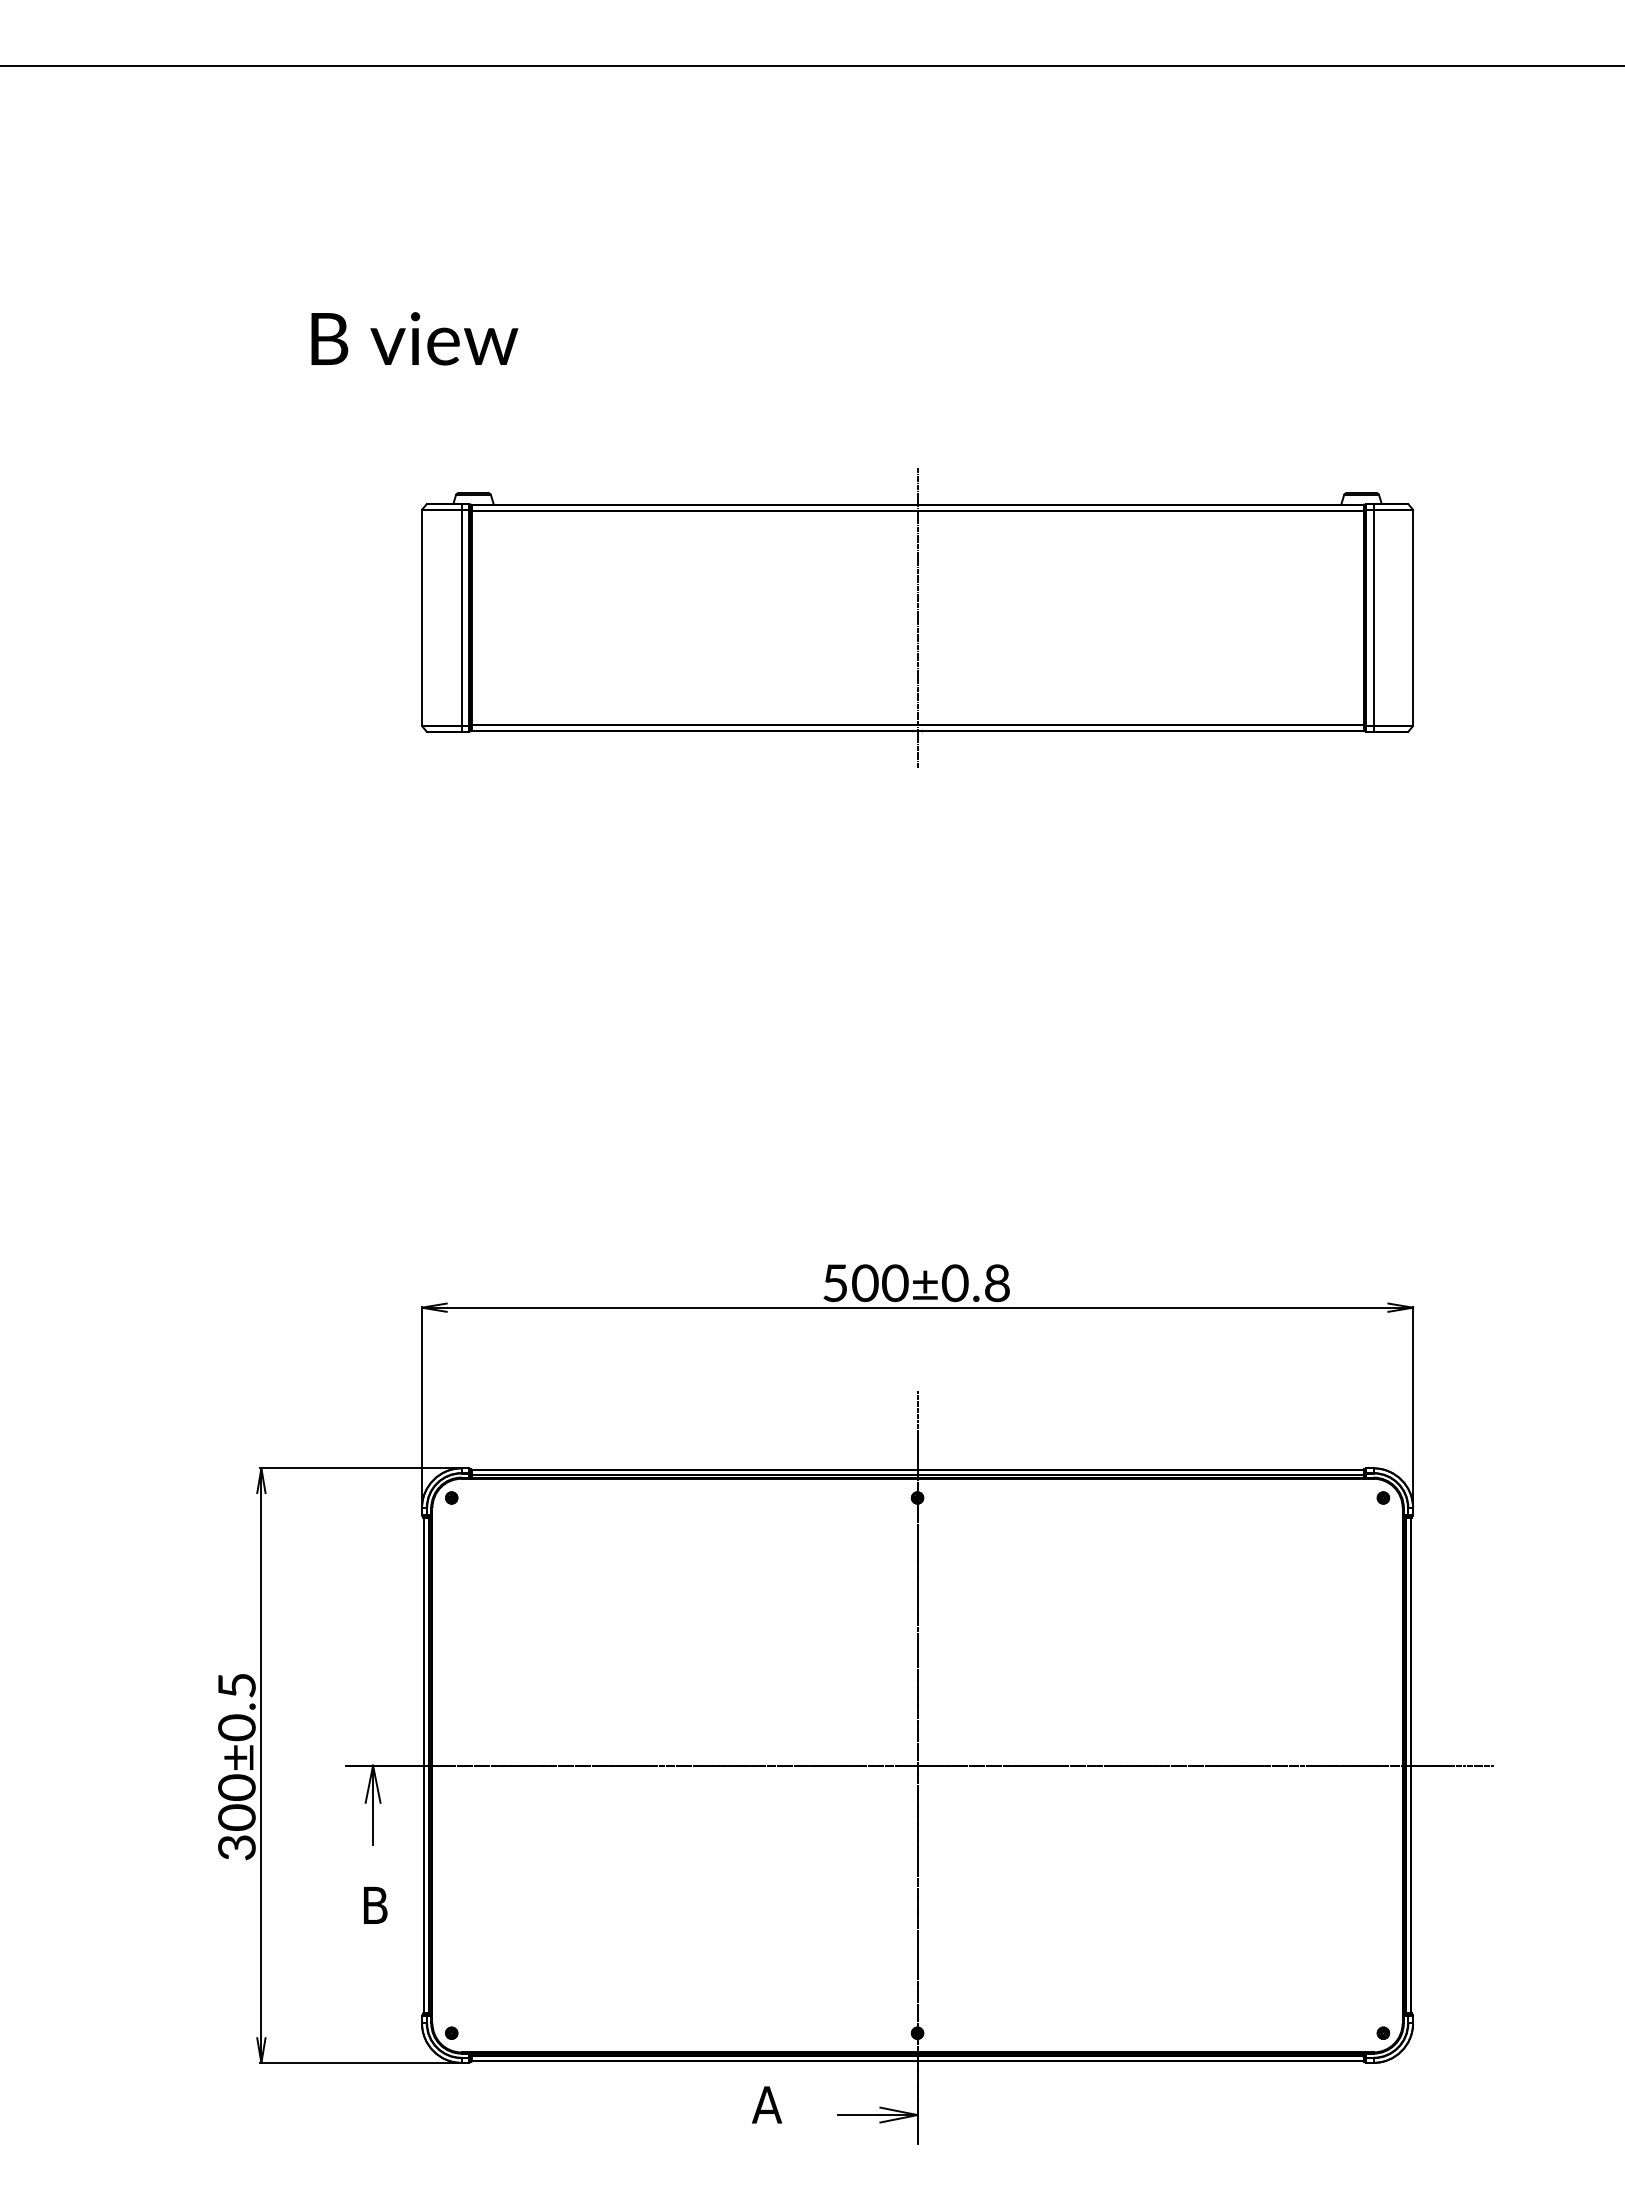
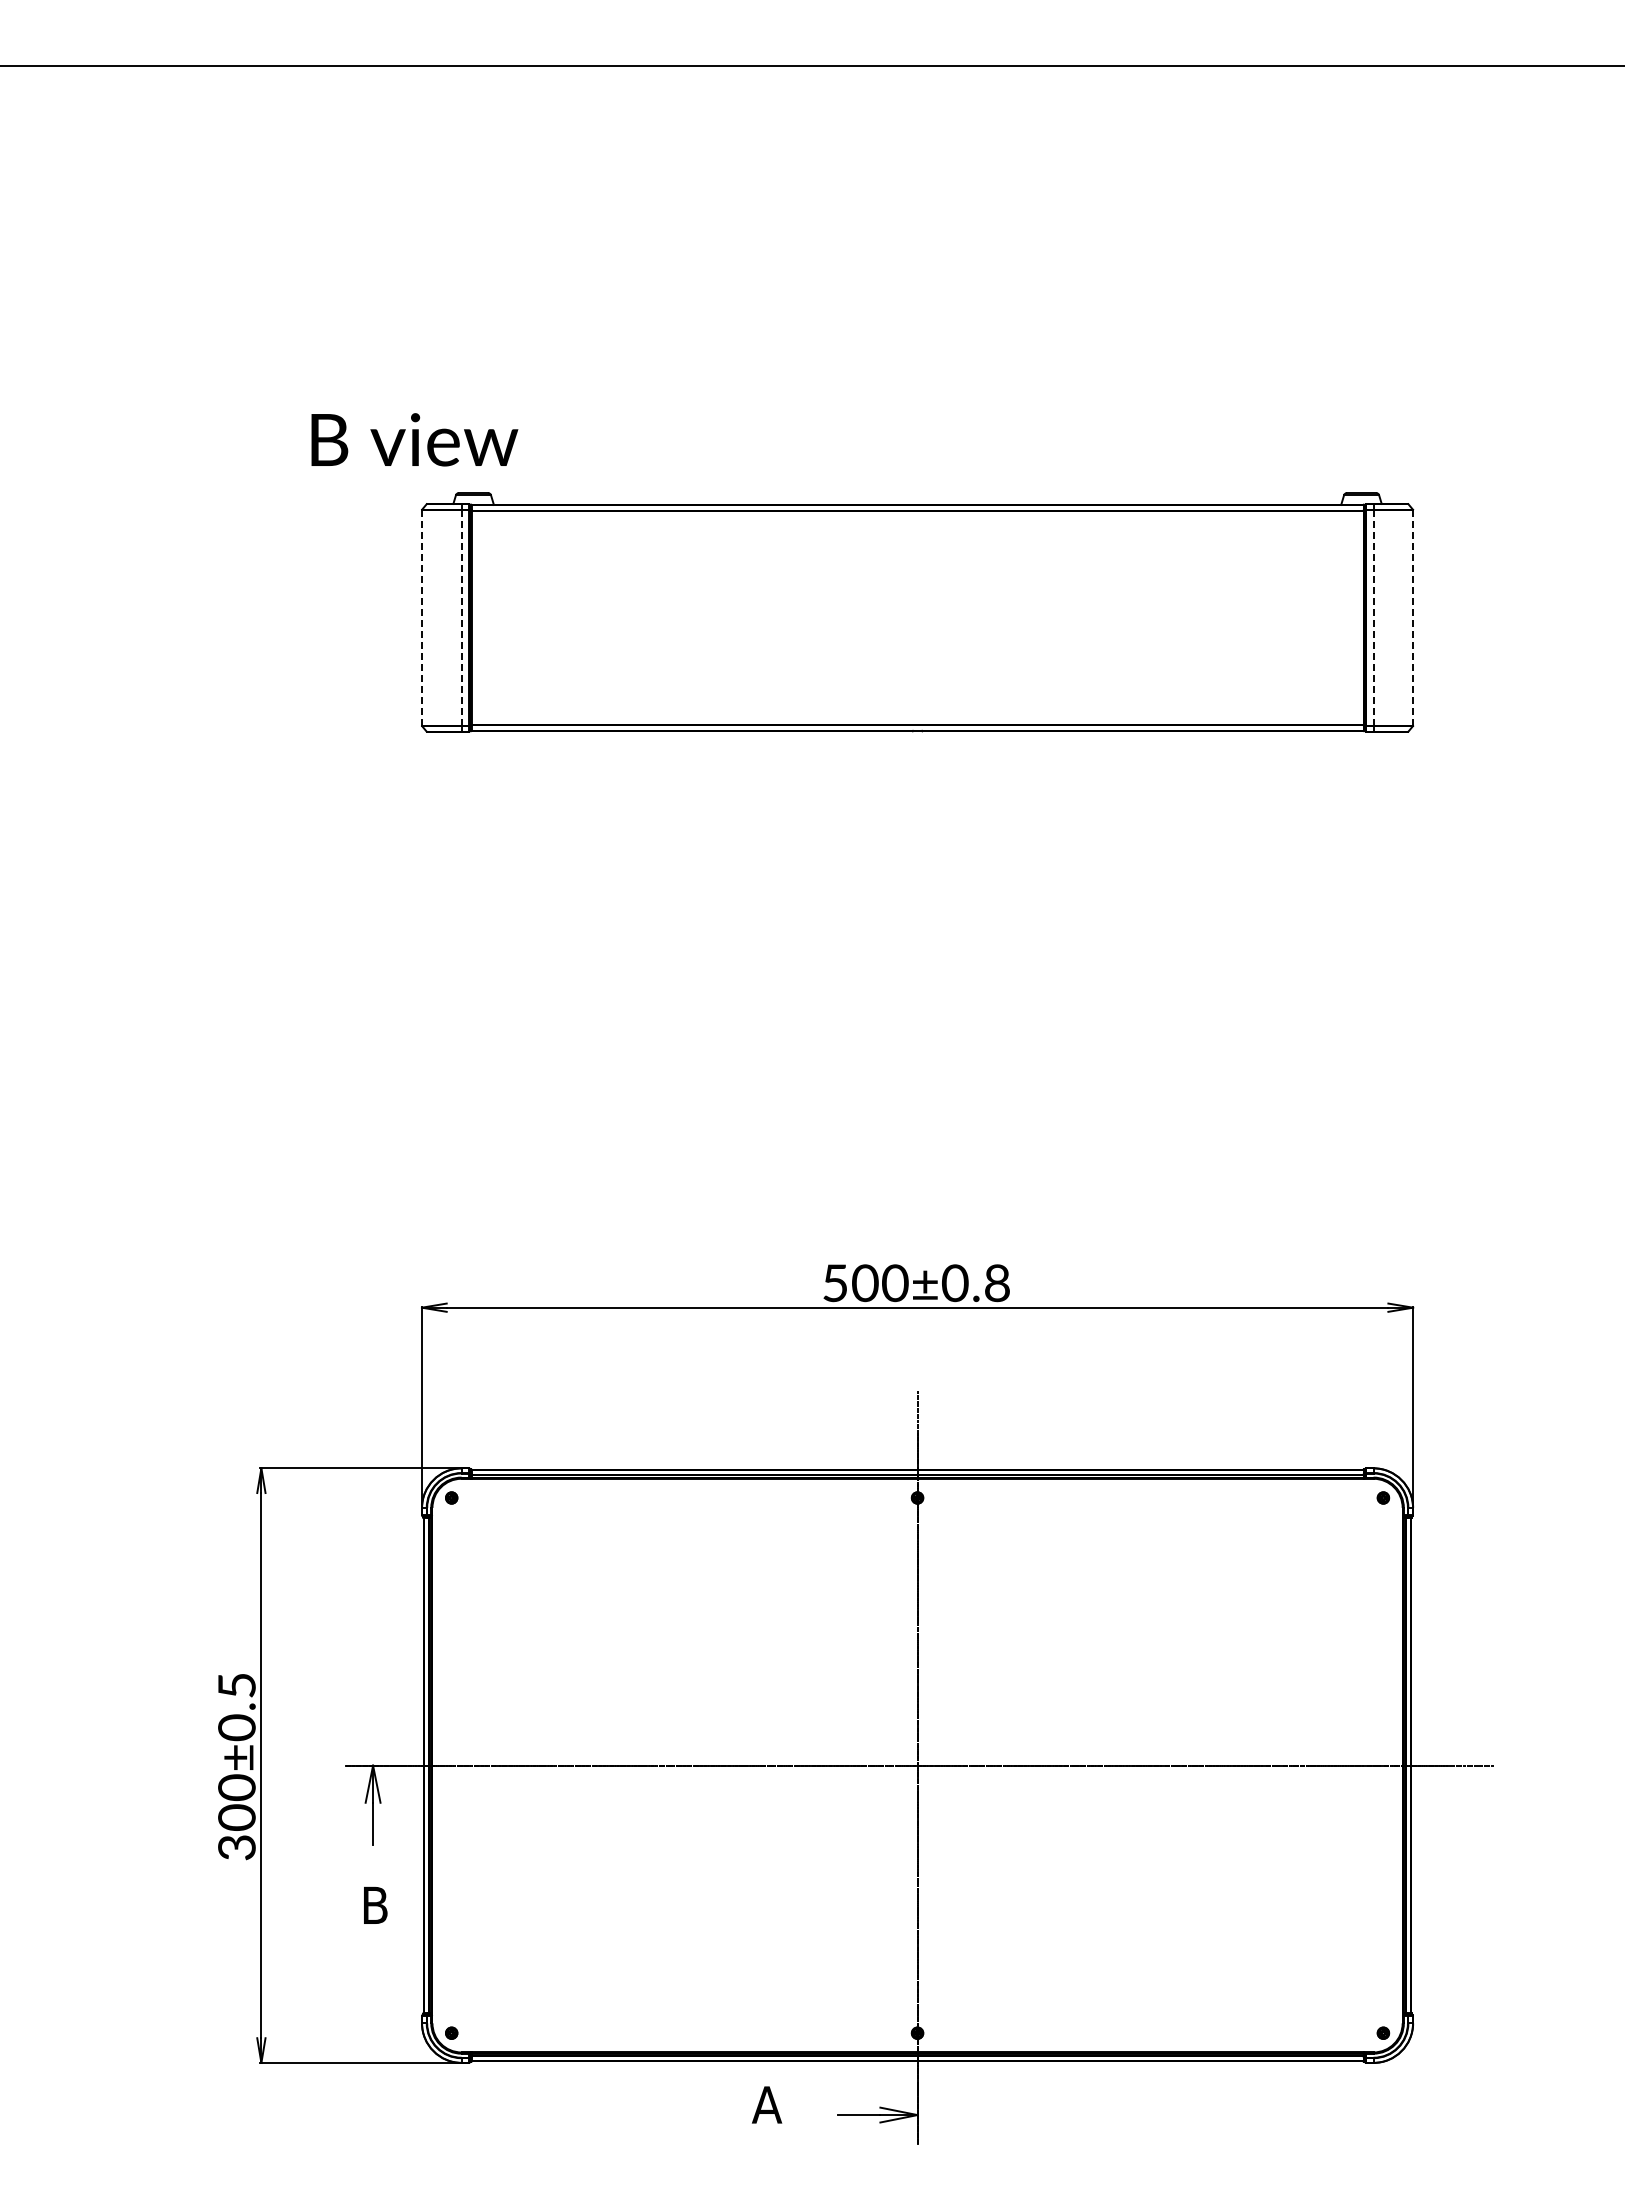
text position: (414, 338) -> (414, 439) (414, 439)
line: solid -> dashed (421, 617)
line: solid -> dashed (461, 617)
line: present -> none (917, 617)
line: solid -> dashed (1373, 617)
line: solid -> dashed (1413, 617)
